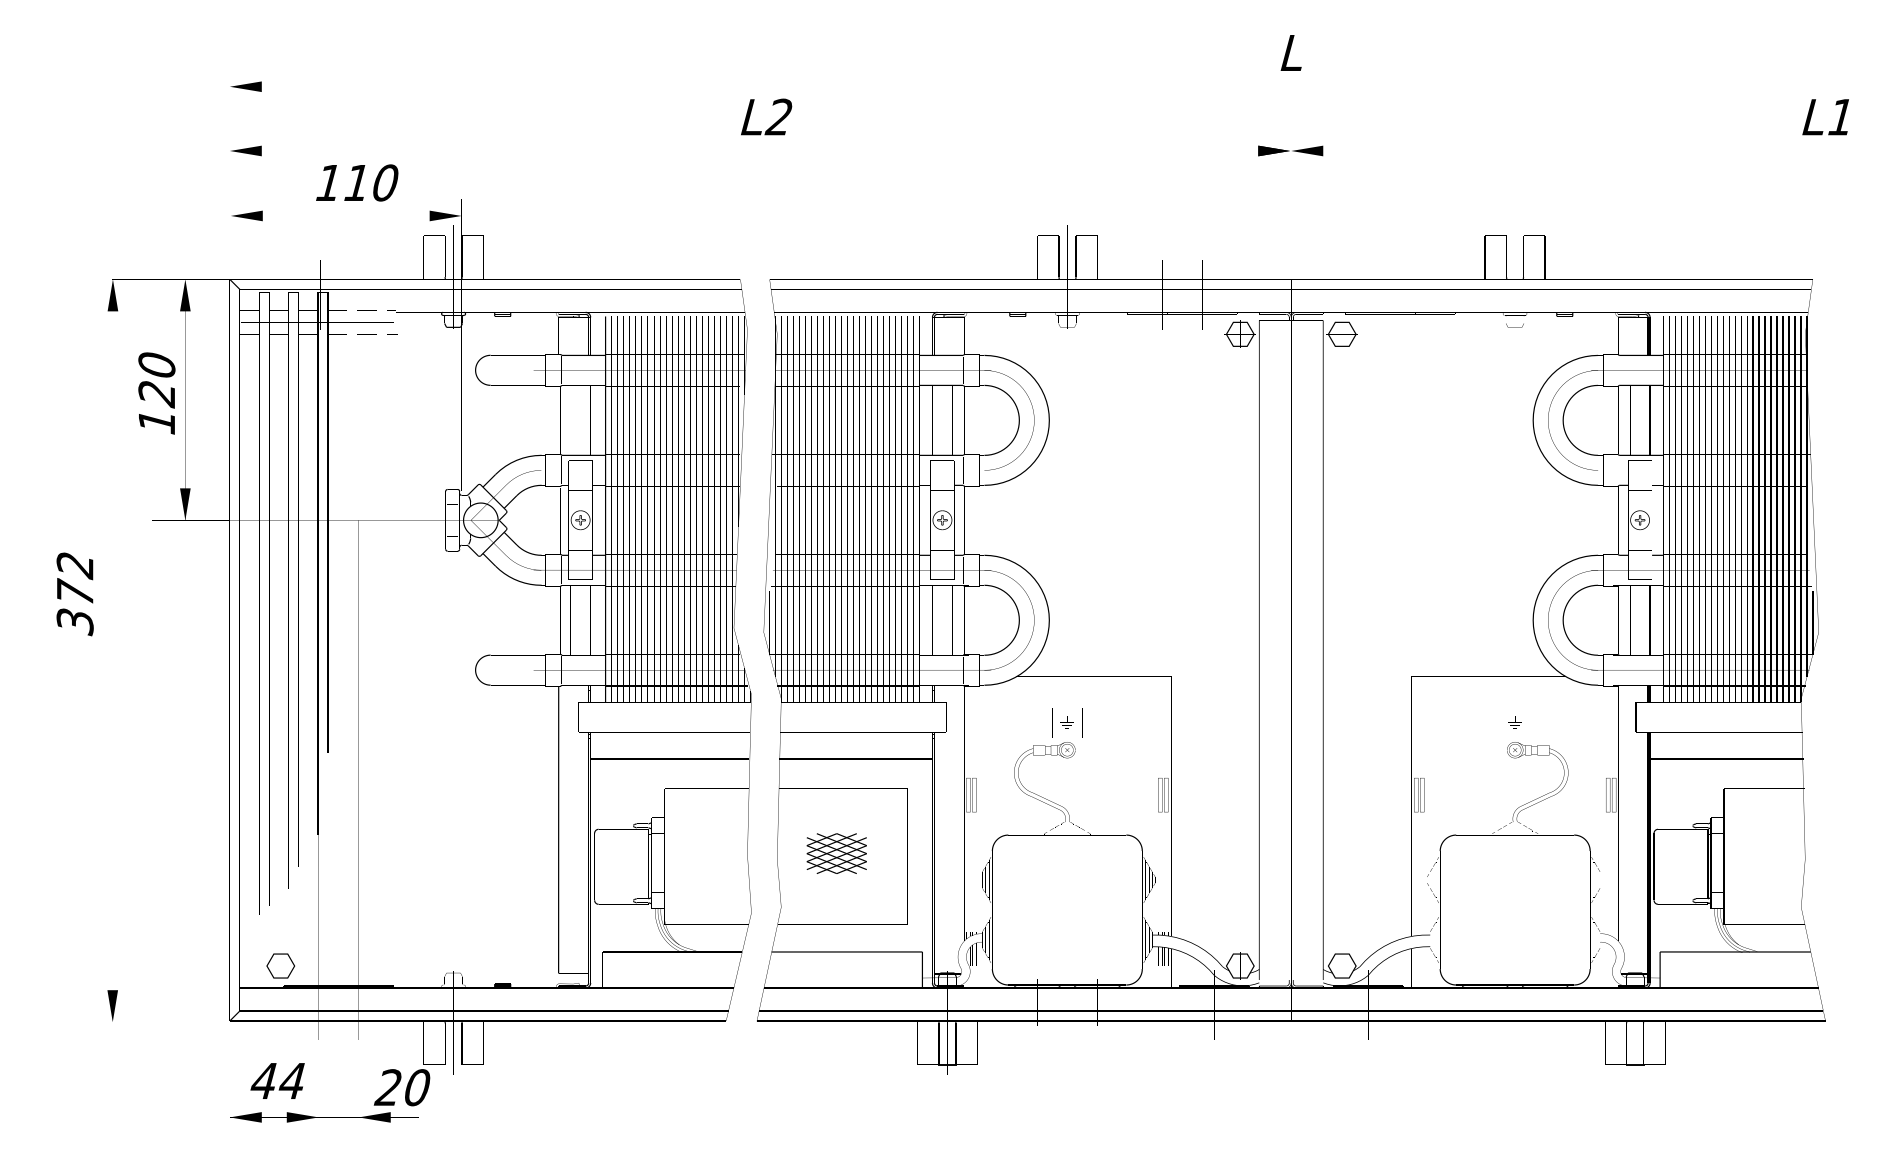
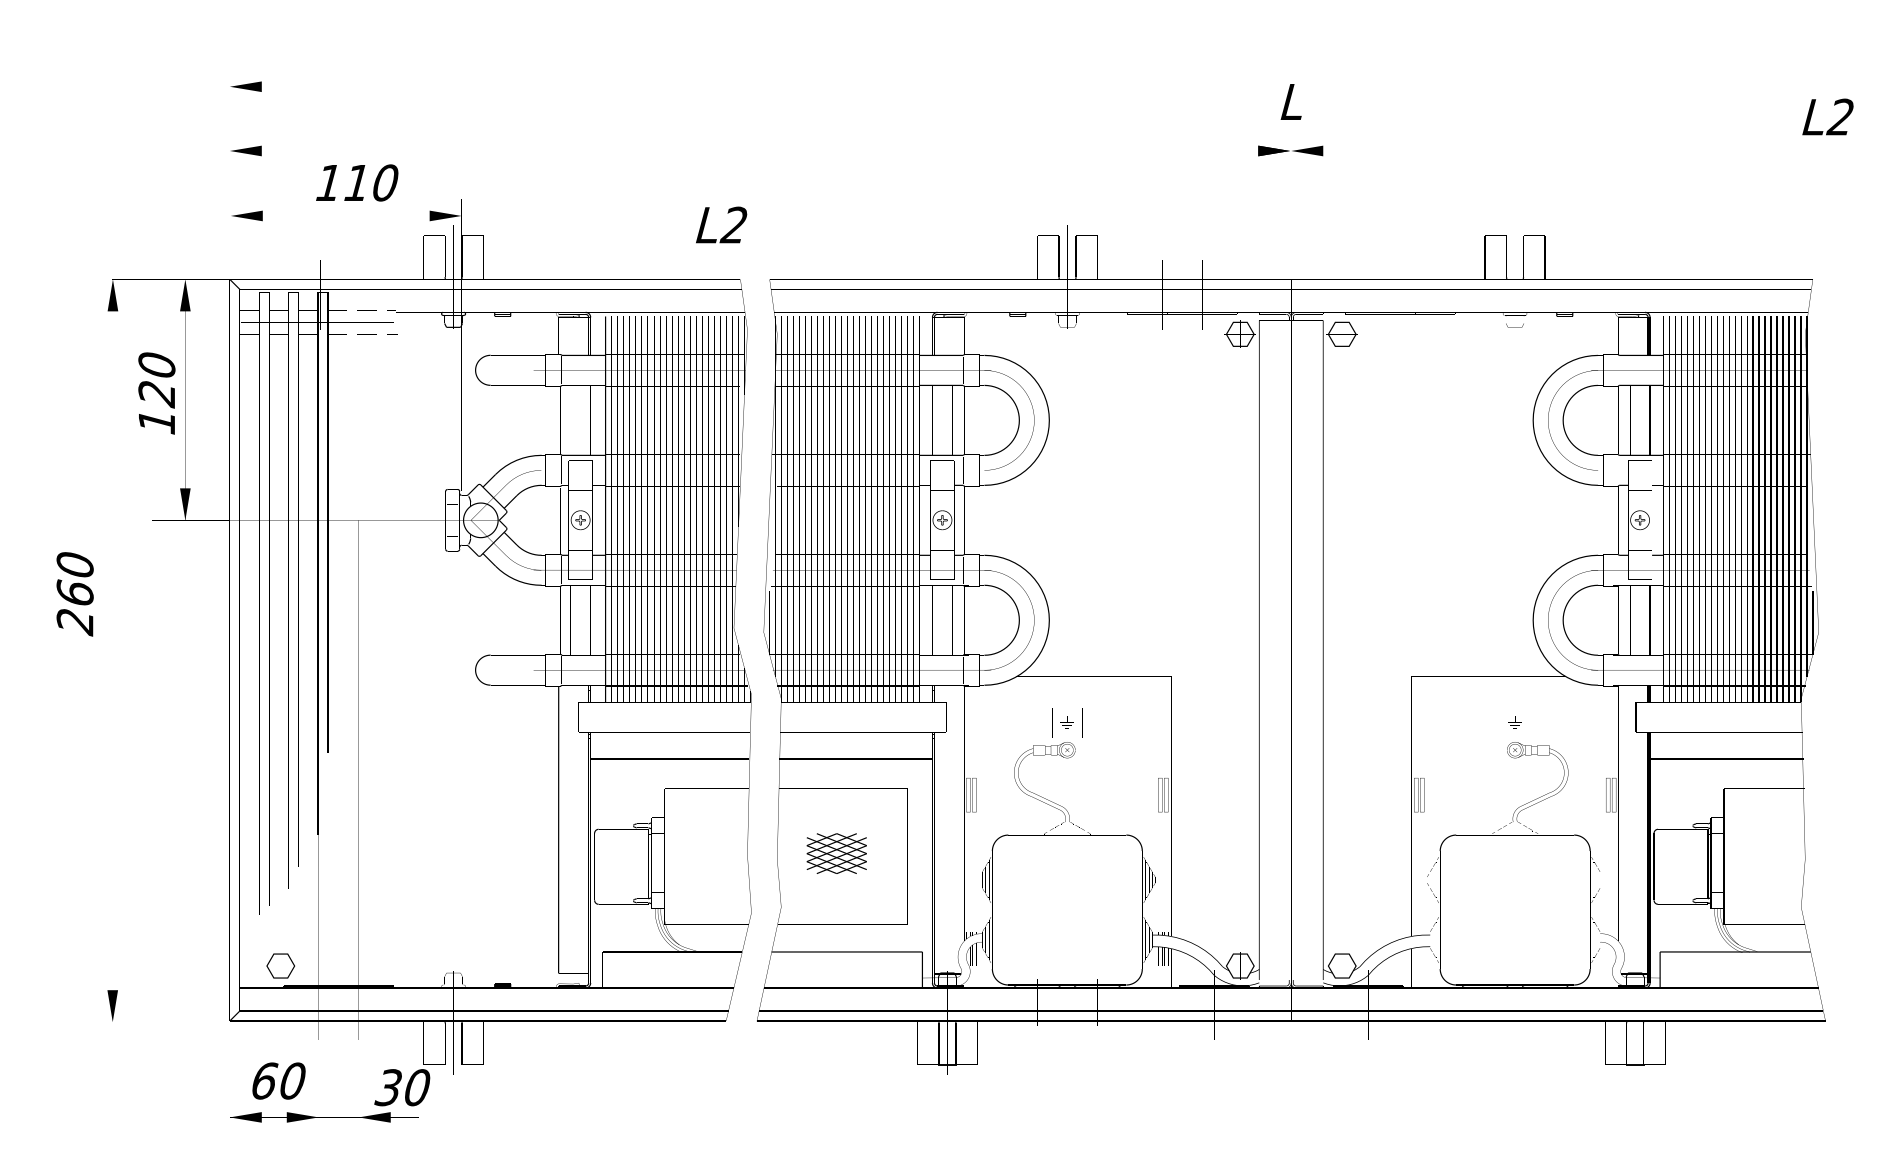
text position: (1290, 52) -> (1290, 101) (1290, 101)
text position: (766, 116) -> (721, 224) (721, 224)
text: L1 -> L2 (1839, 116)
text: 372 -> 260 (74, 594)
text: 44 -> 60 (277, 1080)
text: 20 -> 30 (387, 1087)
